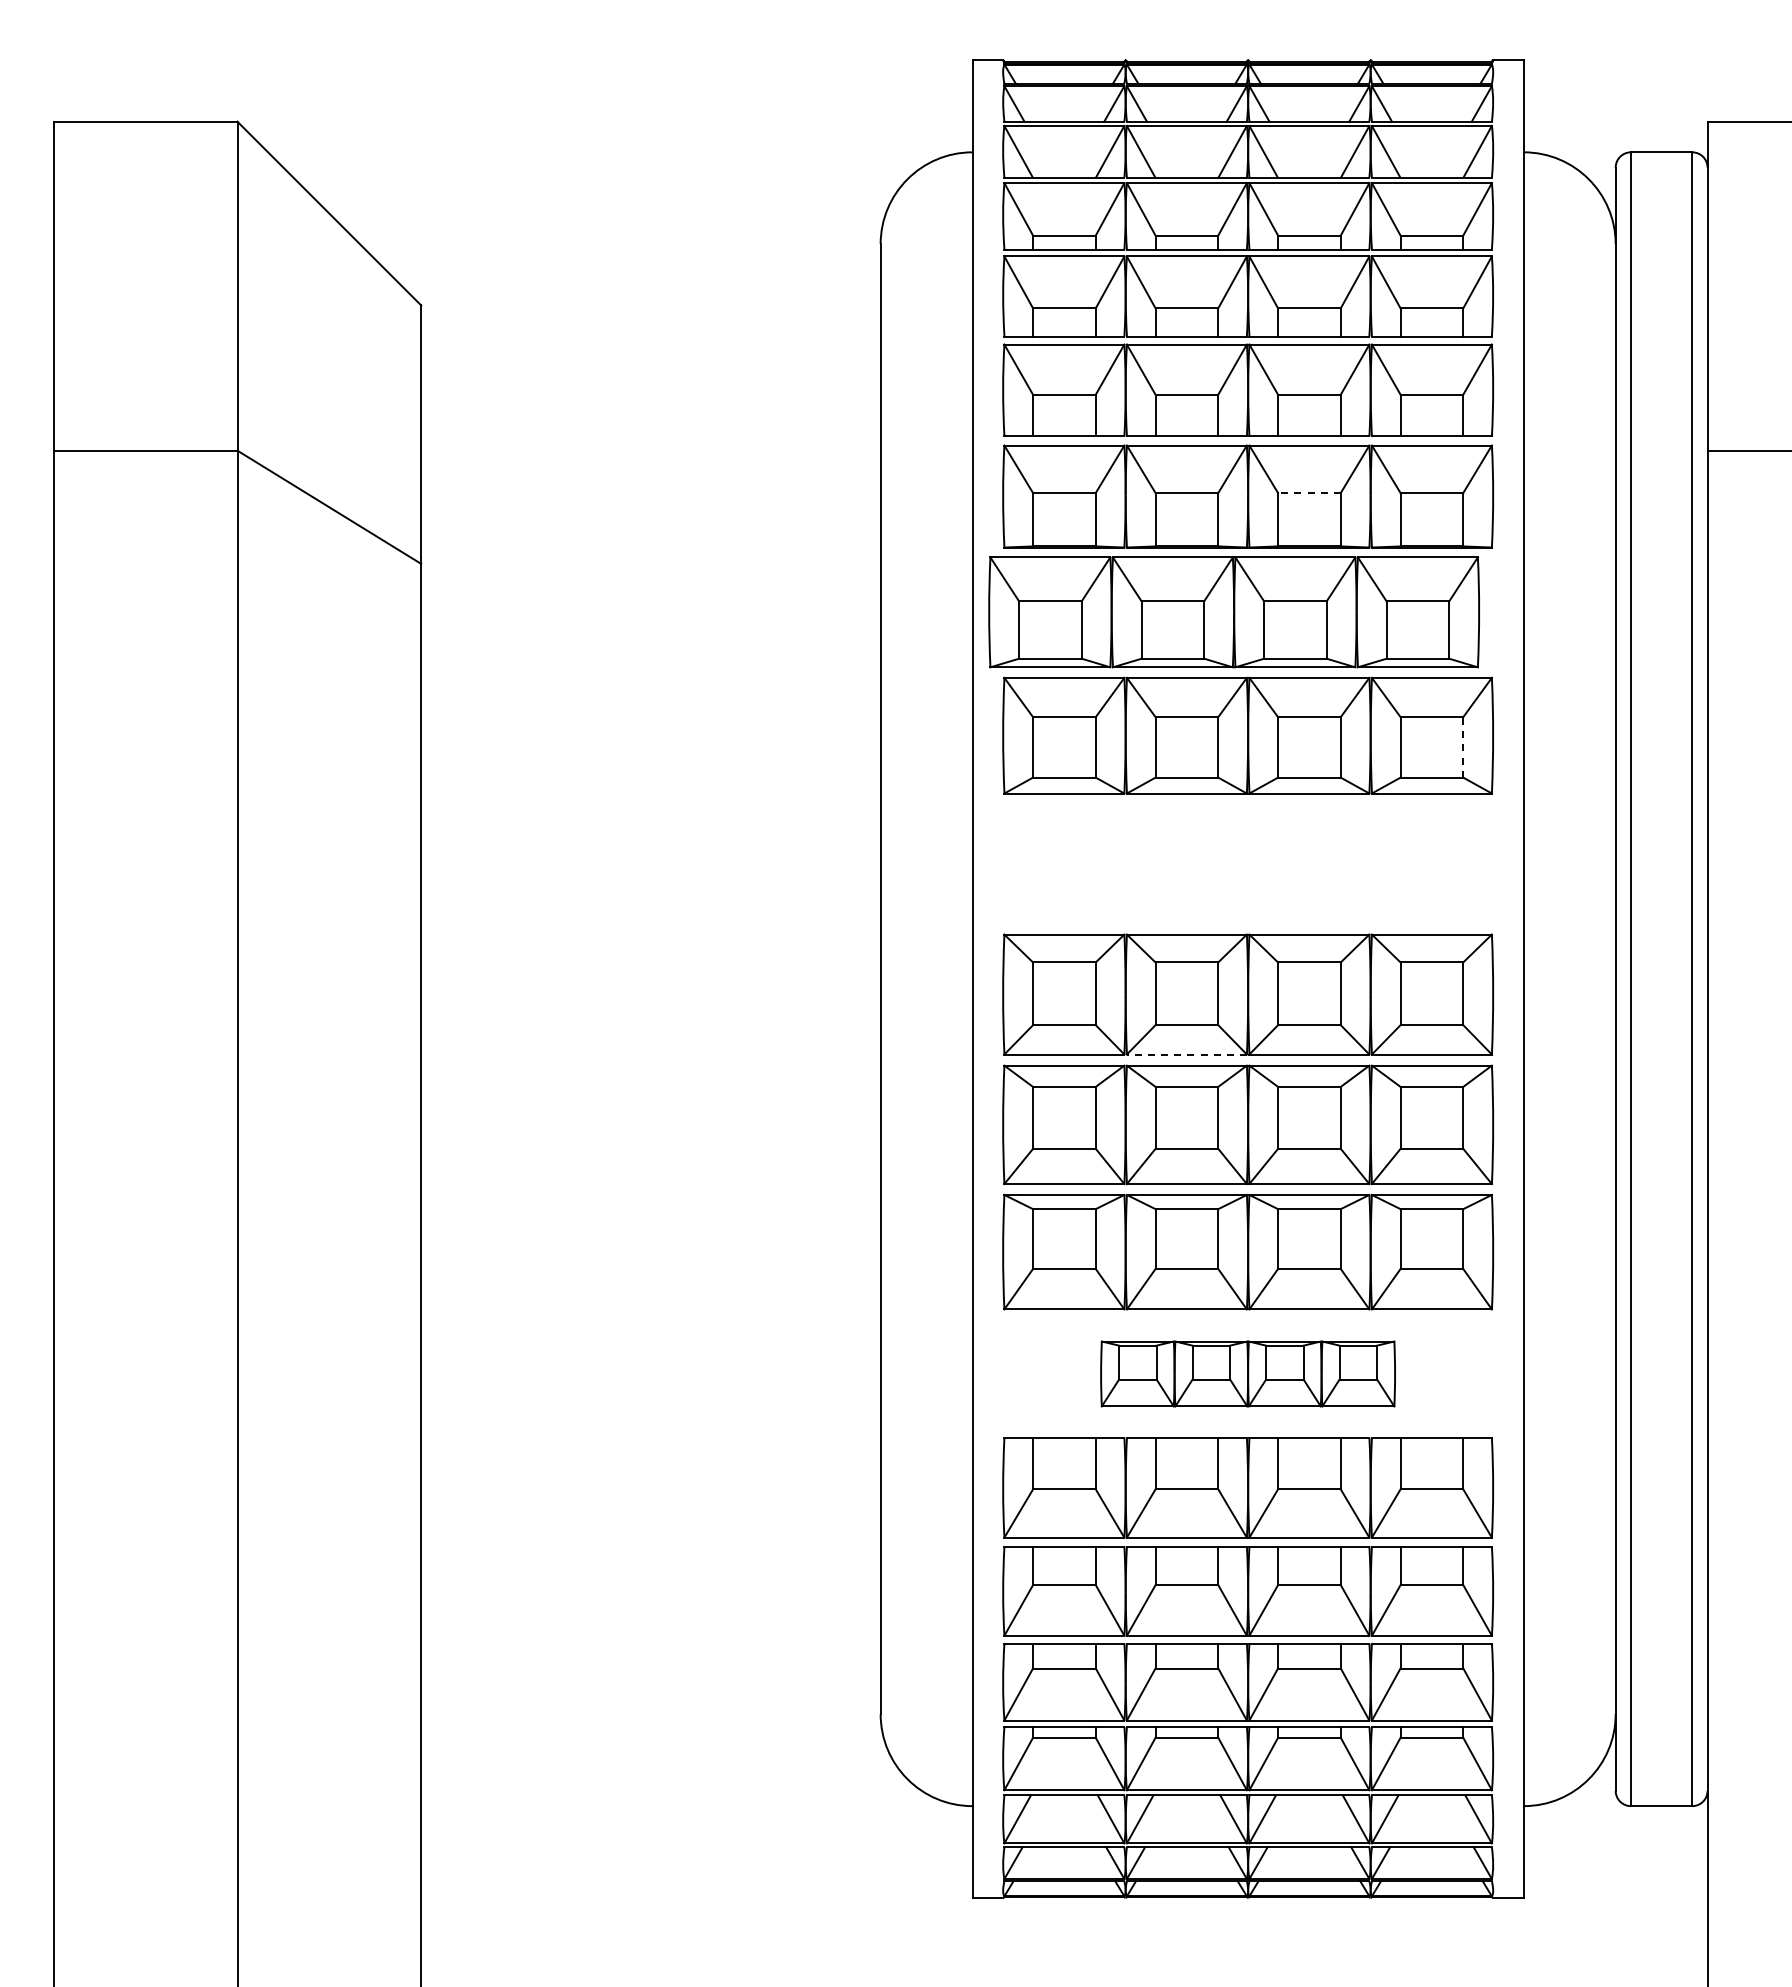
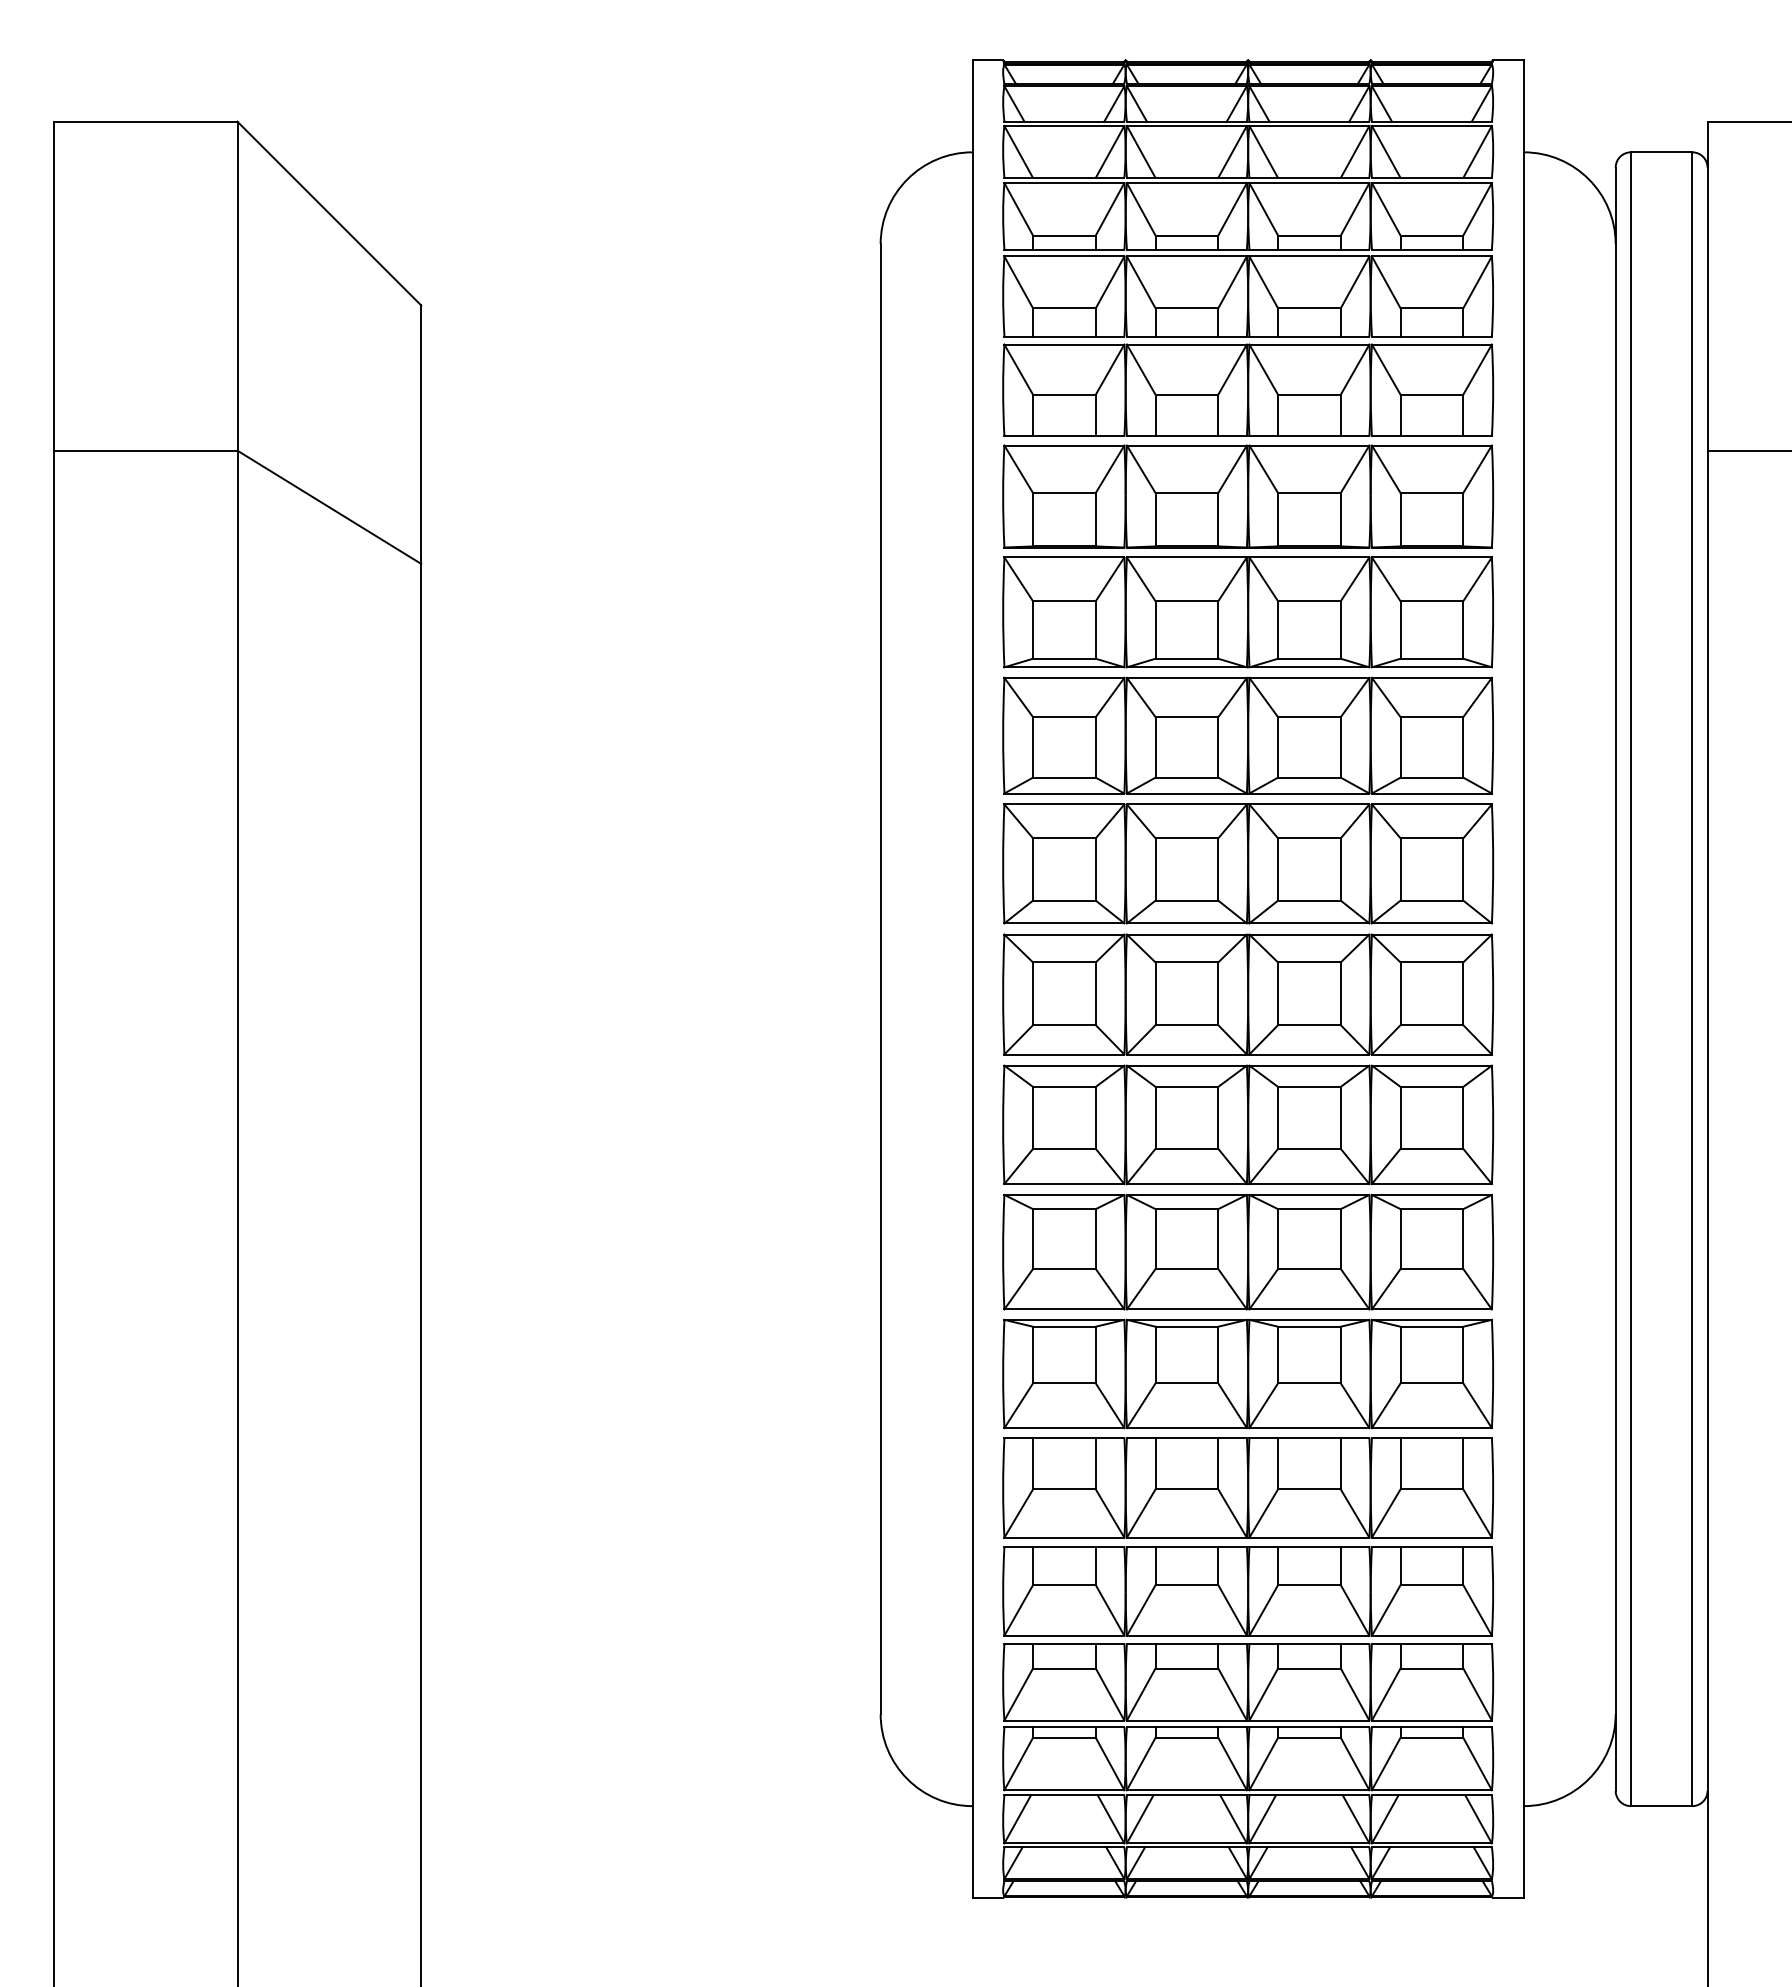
line: dashed -> solid (1308, 492)
part position: (1233, 612) -> (1247, 612) (1247, 612)
line: dashed -> solid (1463, 746)
part: none -> present (1247, 863)
line: dashed -> solid (1186, 1054)
part size: 296x68 px -> 492x112 px (1247, 1373)
